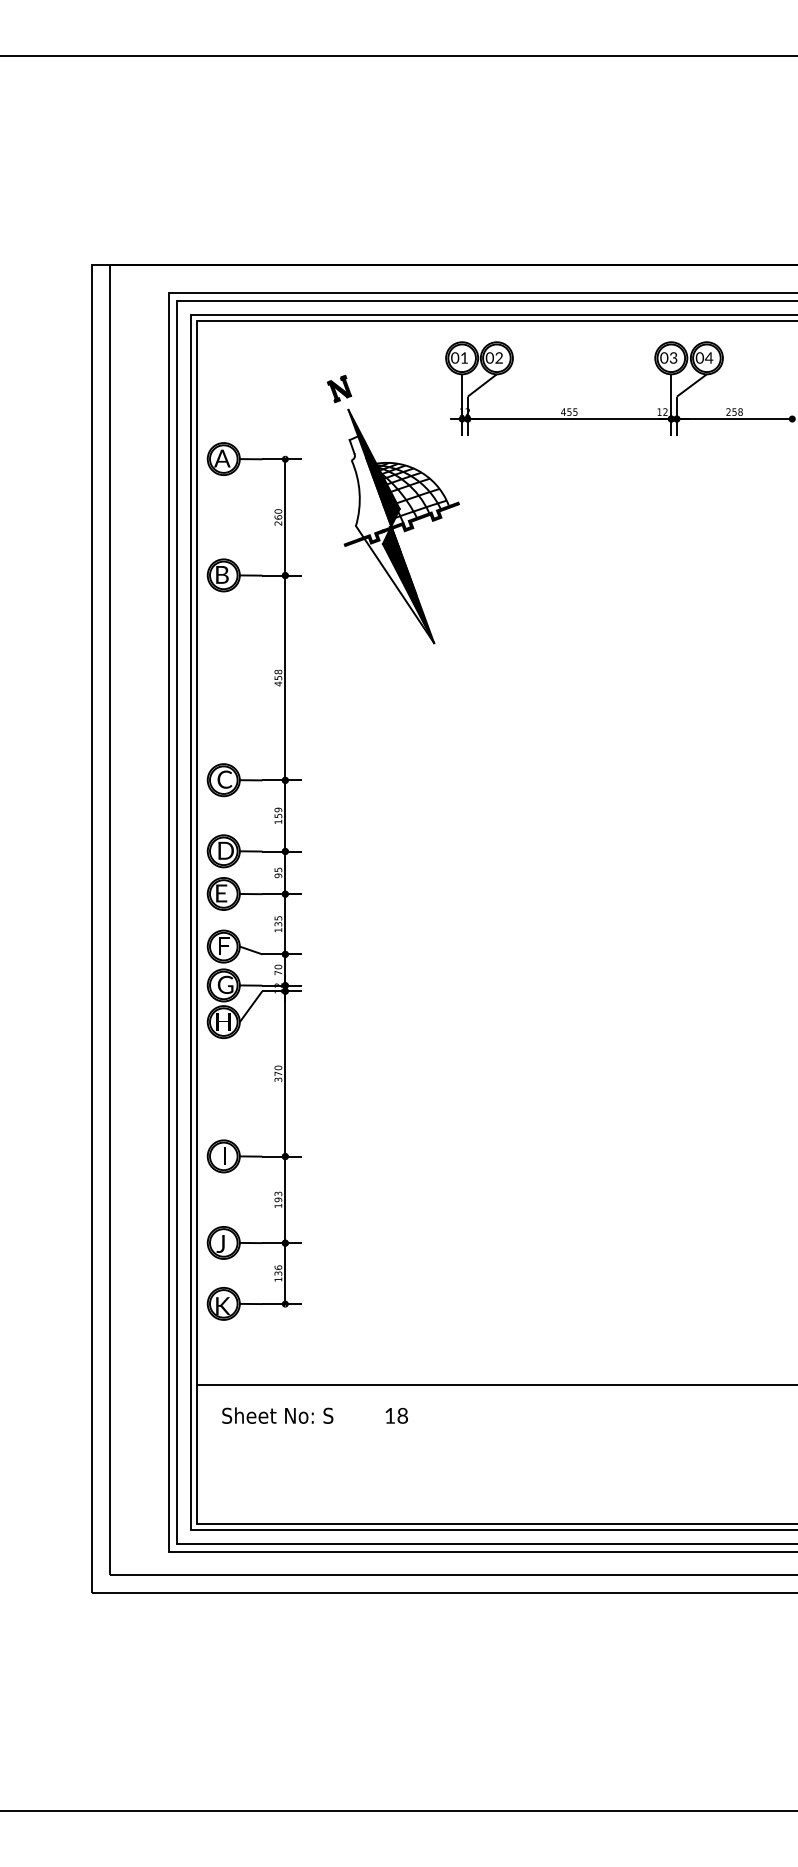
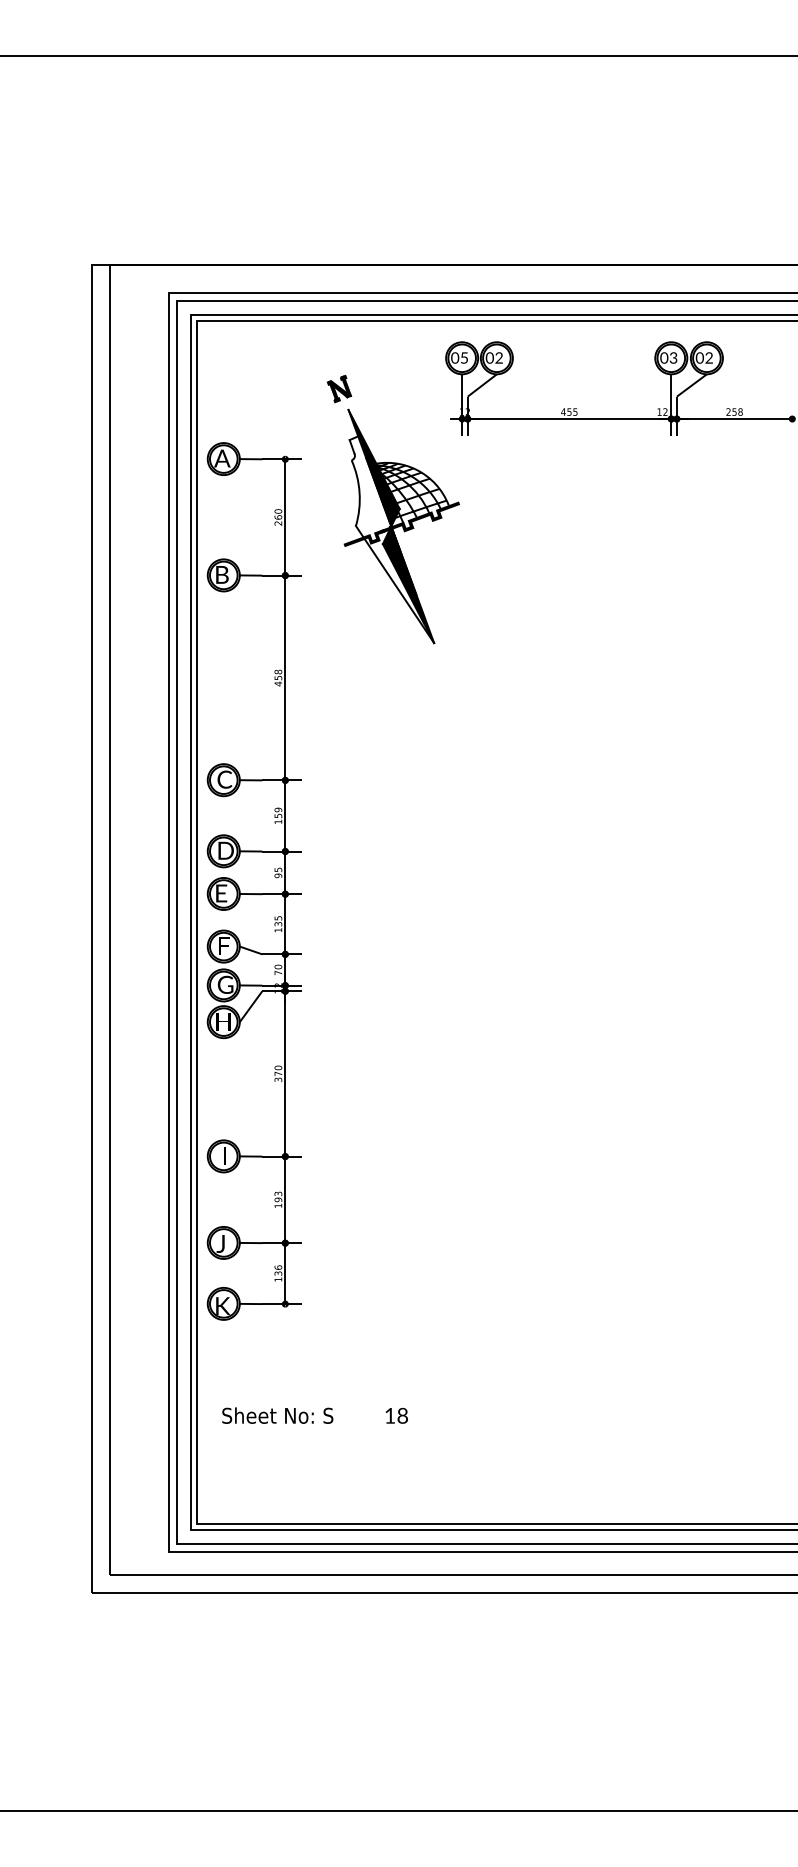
text: 01 -> 05 (464, 357)
text: 04 -> 02 (708, 357)
line: present -> none (495, 1385)
